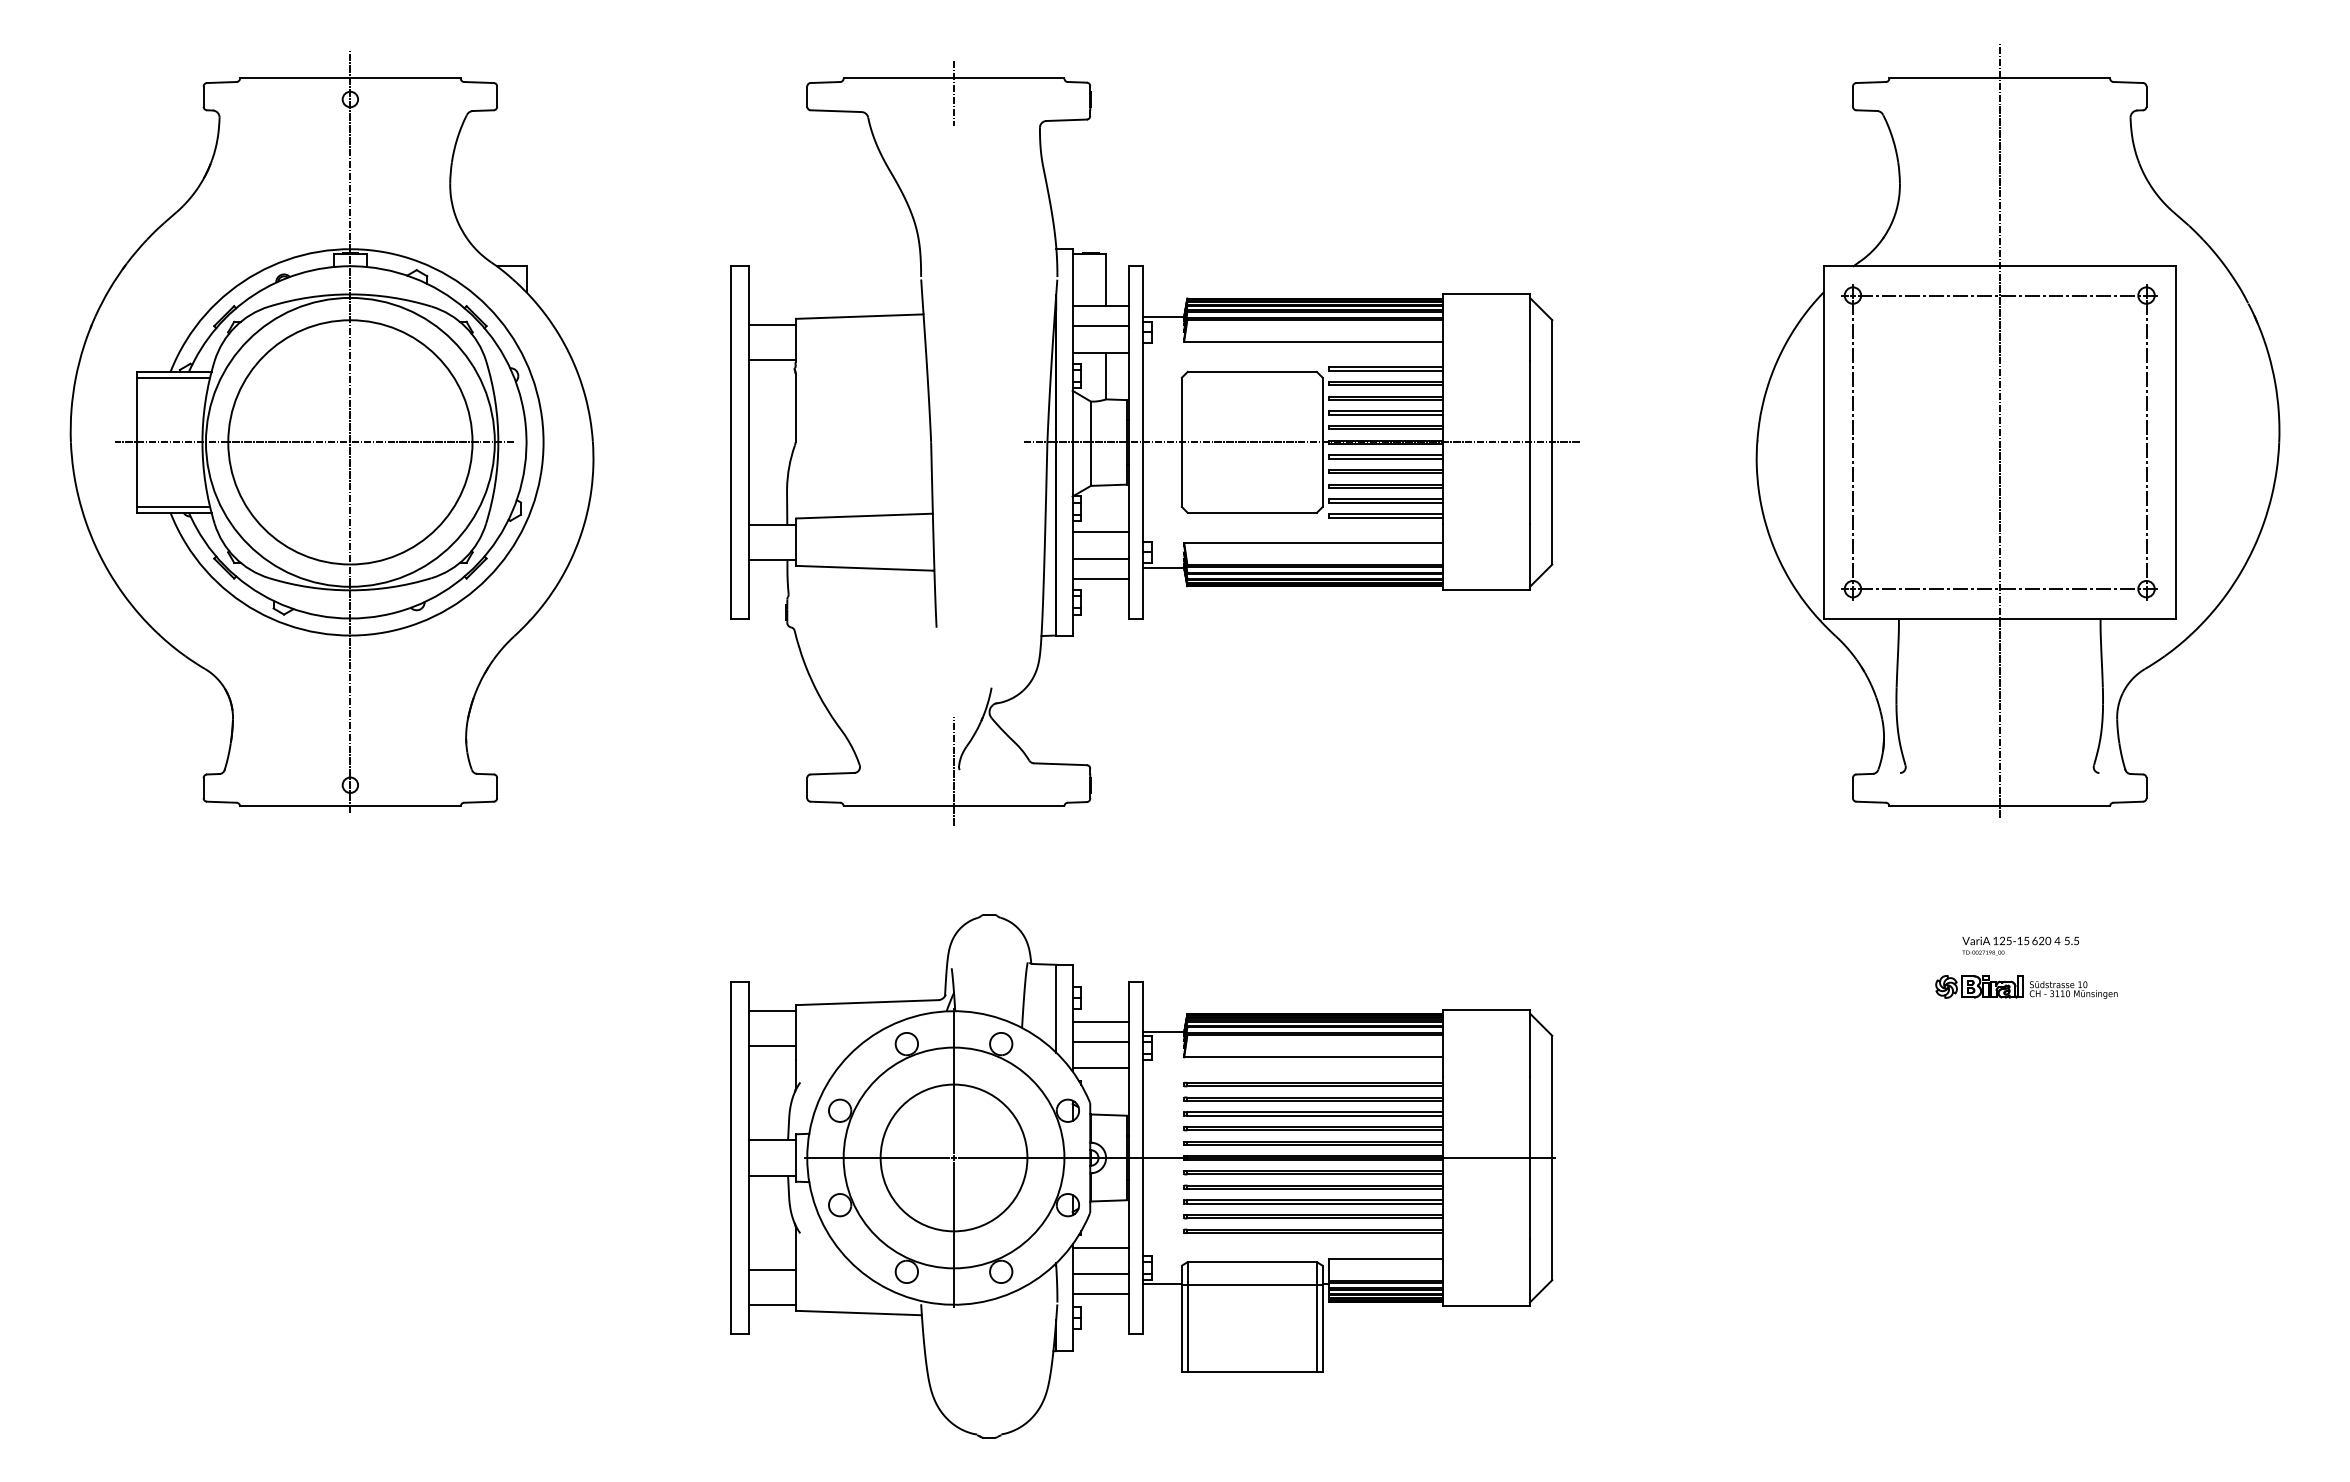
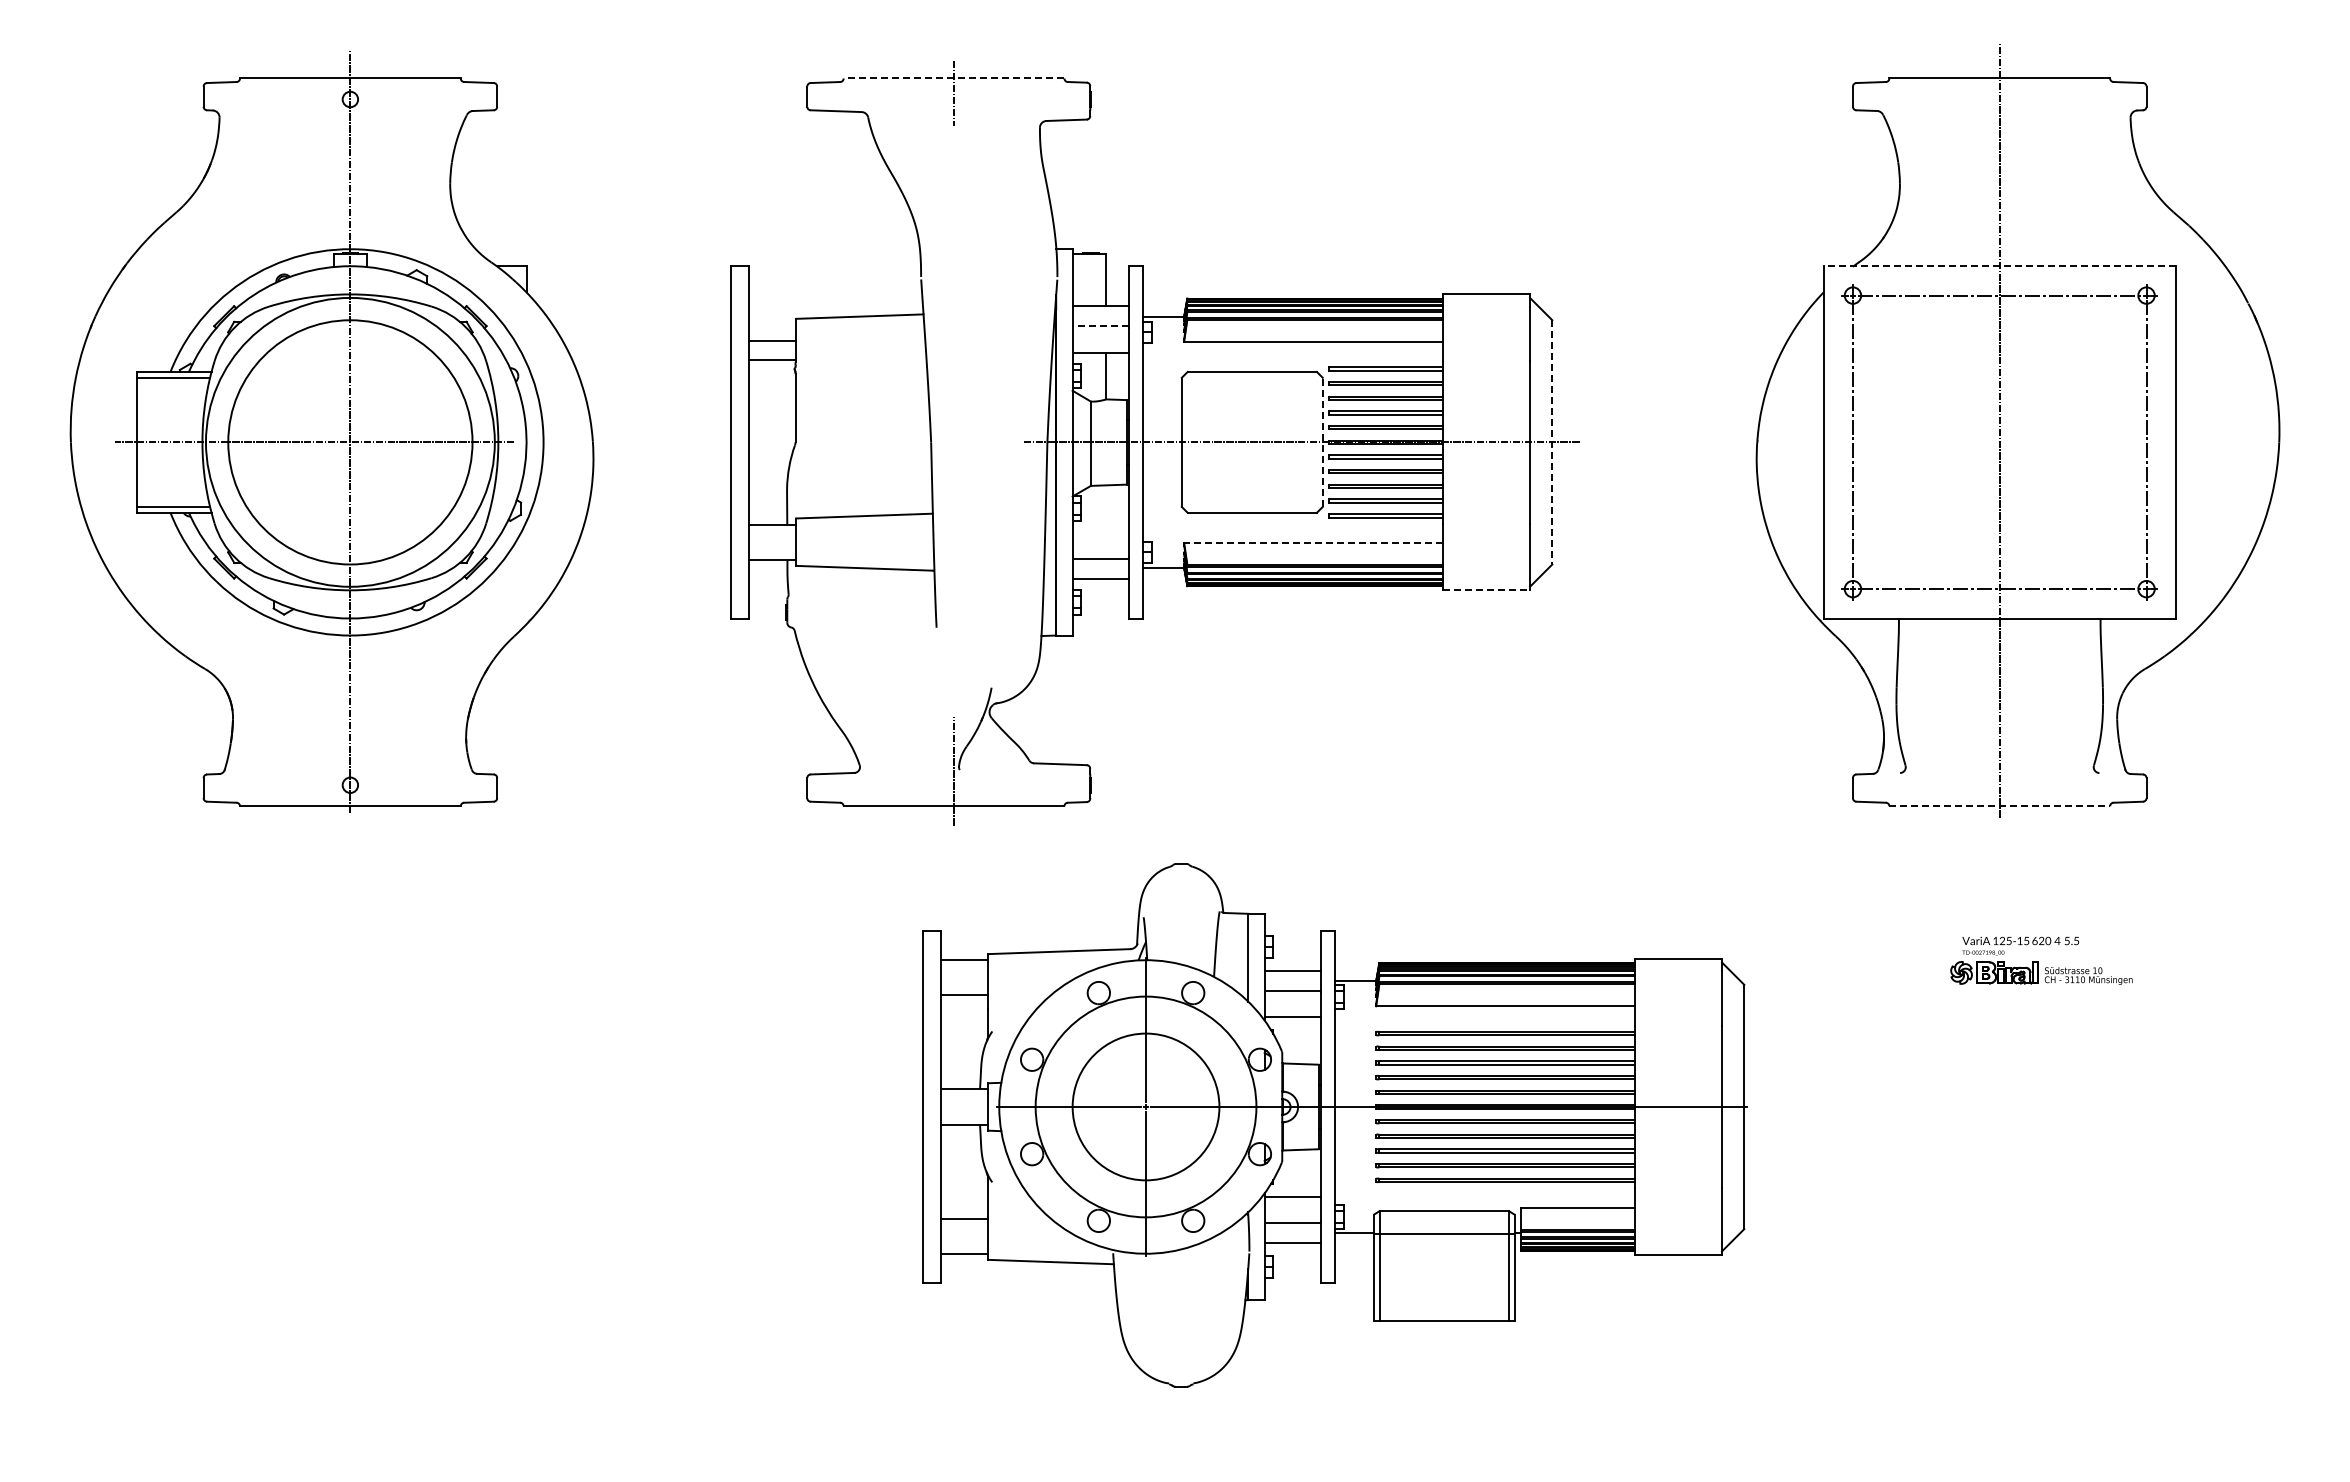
line: solid -> dashed (953, 78)
line: solid -> dashed (1999, 266)
line position: (771, 324) -> (771, 340) (771, 340)
line: solid -> dashed (1100, 326)
line: solid -> dashed (1322, 442)
line: solid -> dashed (1552, 442)
line: present -> none (1100, 532)
line: solid -> dashed (1313, 543)
line: solid -> dashed (1487, 590)
line: solid -> dashed (2000, 806)
part position: (2026, 986) -> (2041, 972) (2041, 972)
part position: (1142, 1176) -> (1334, 1125) (1334, 1125)
